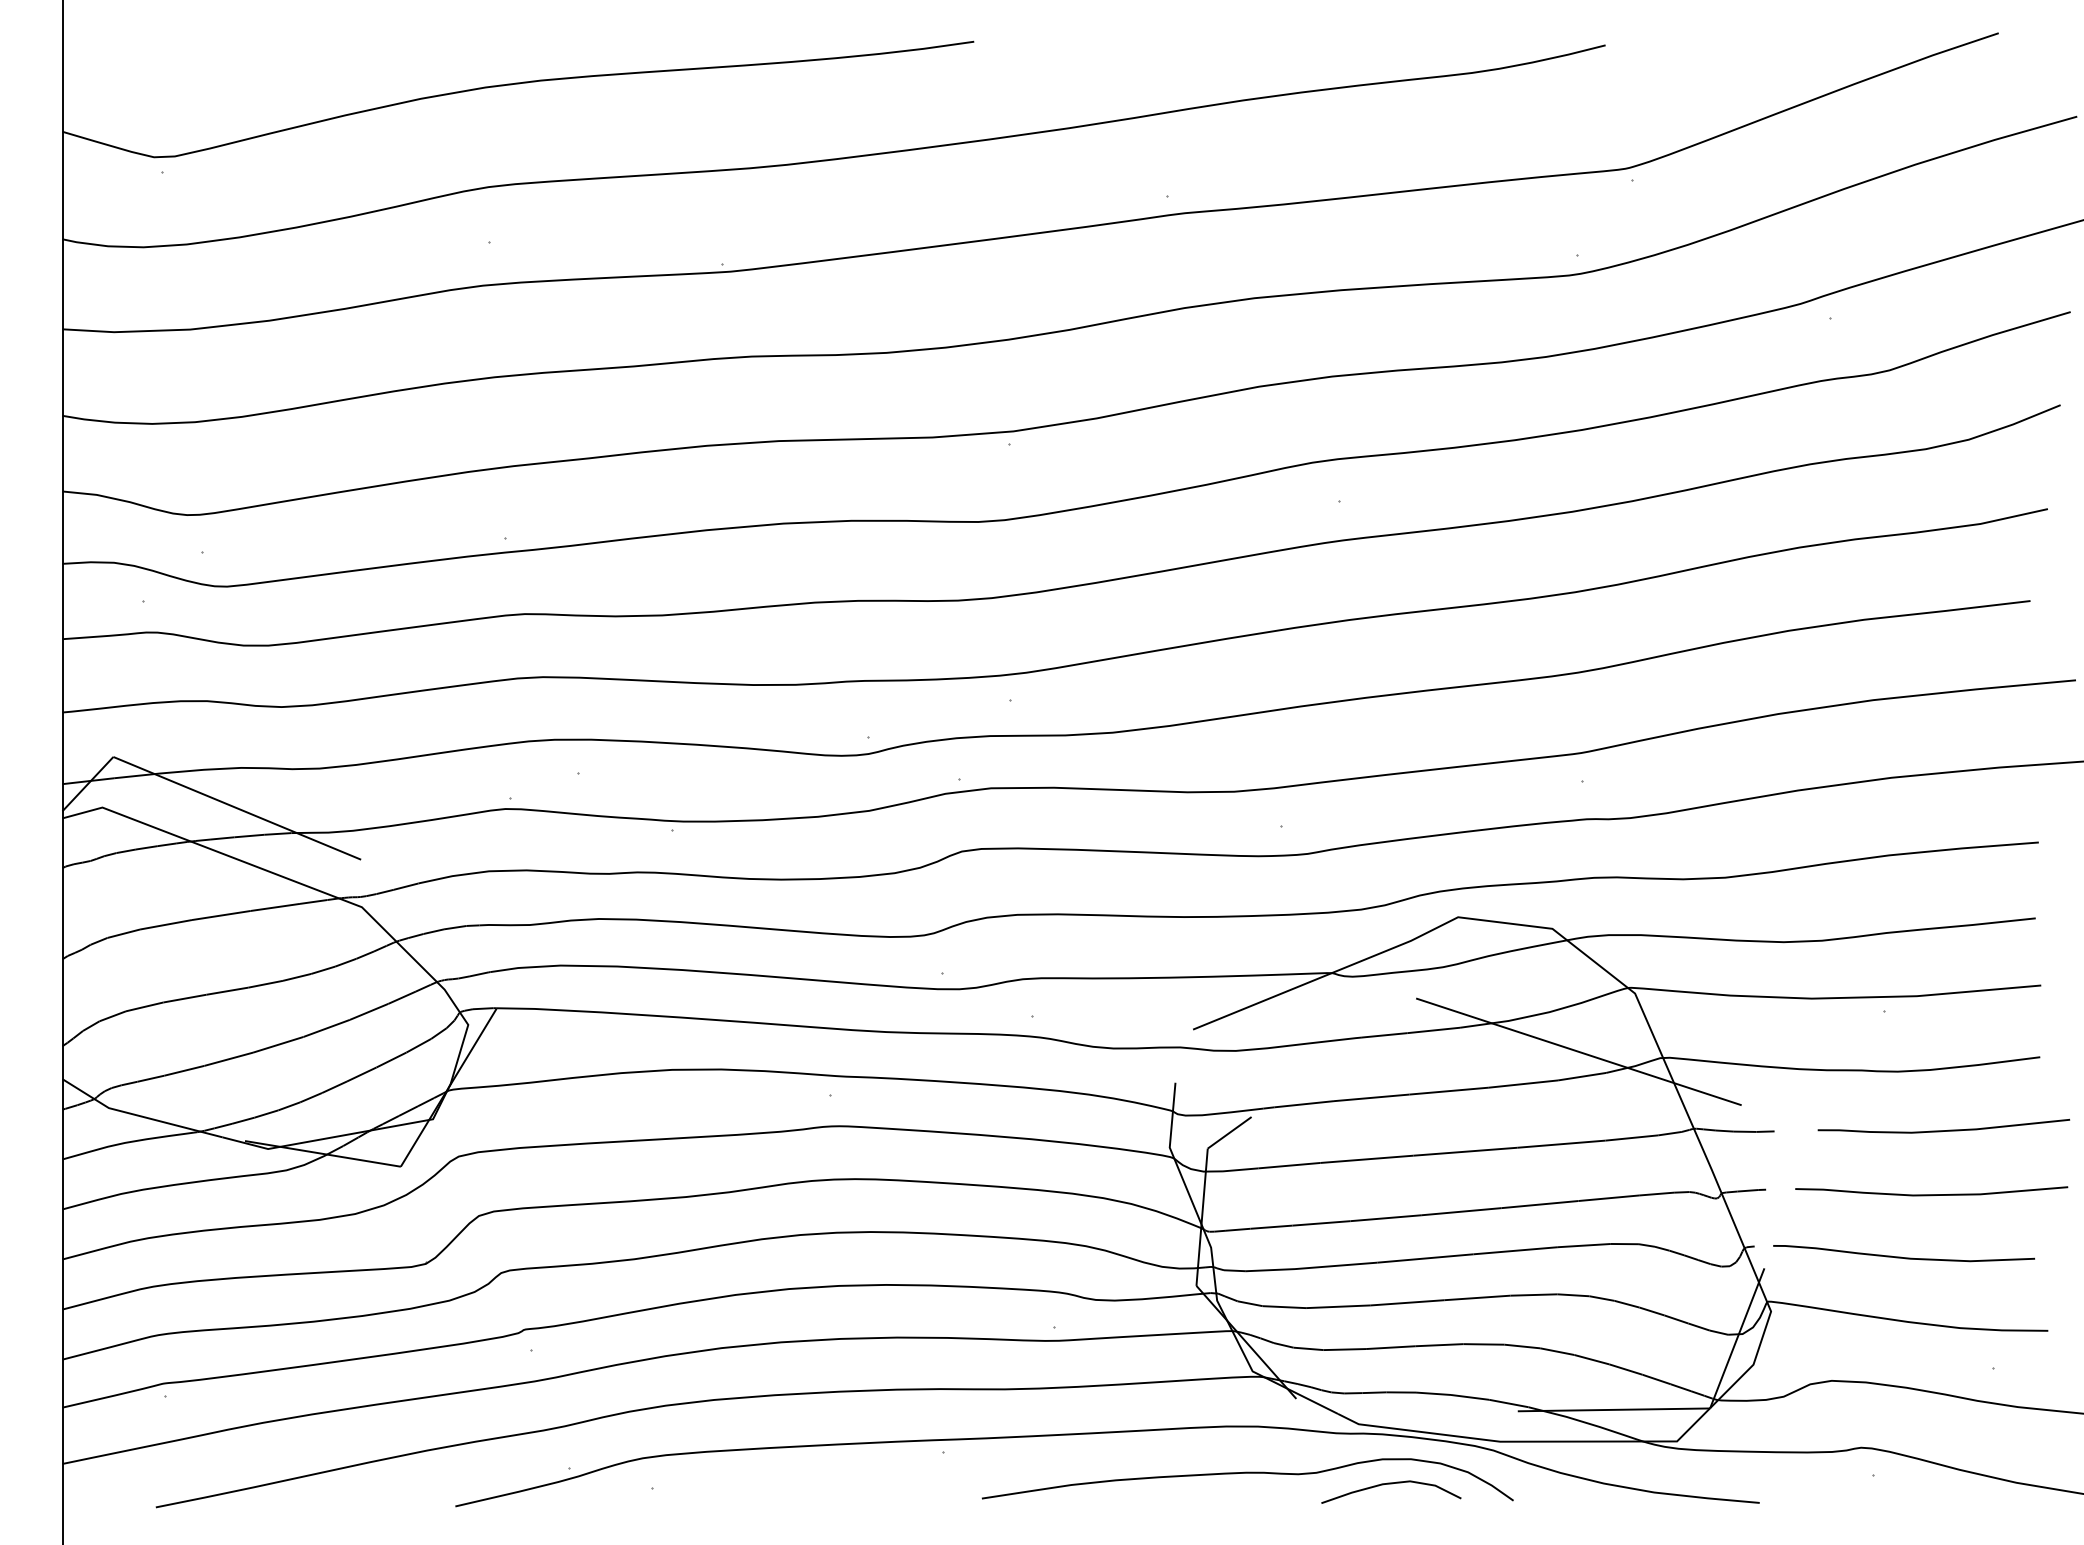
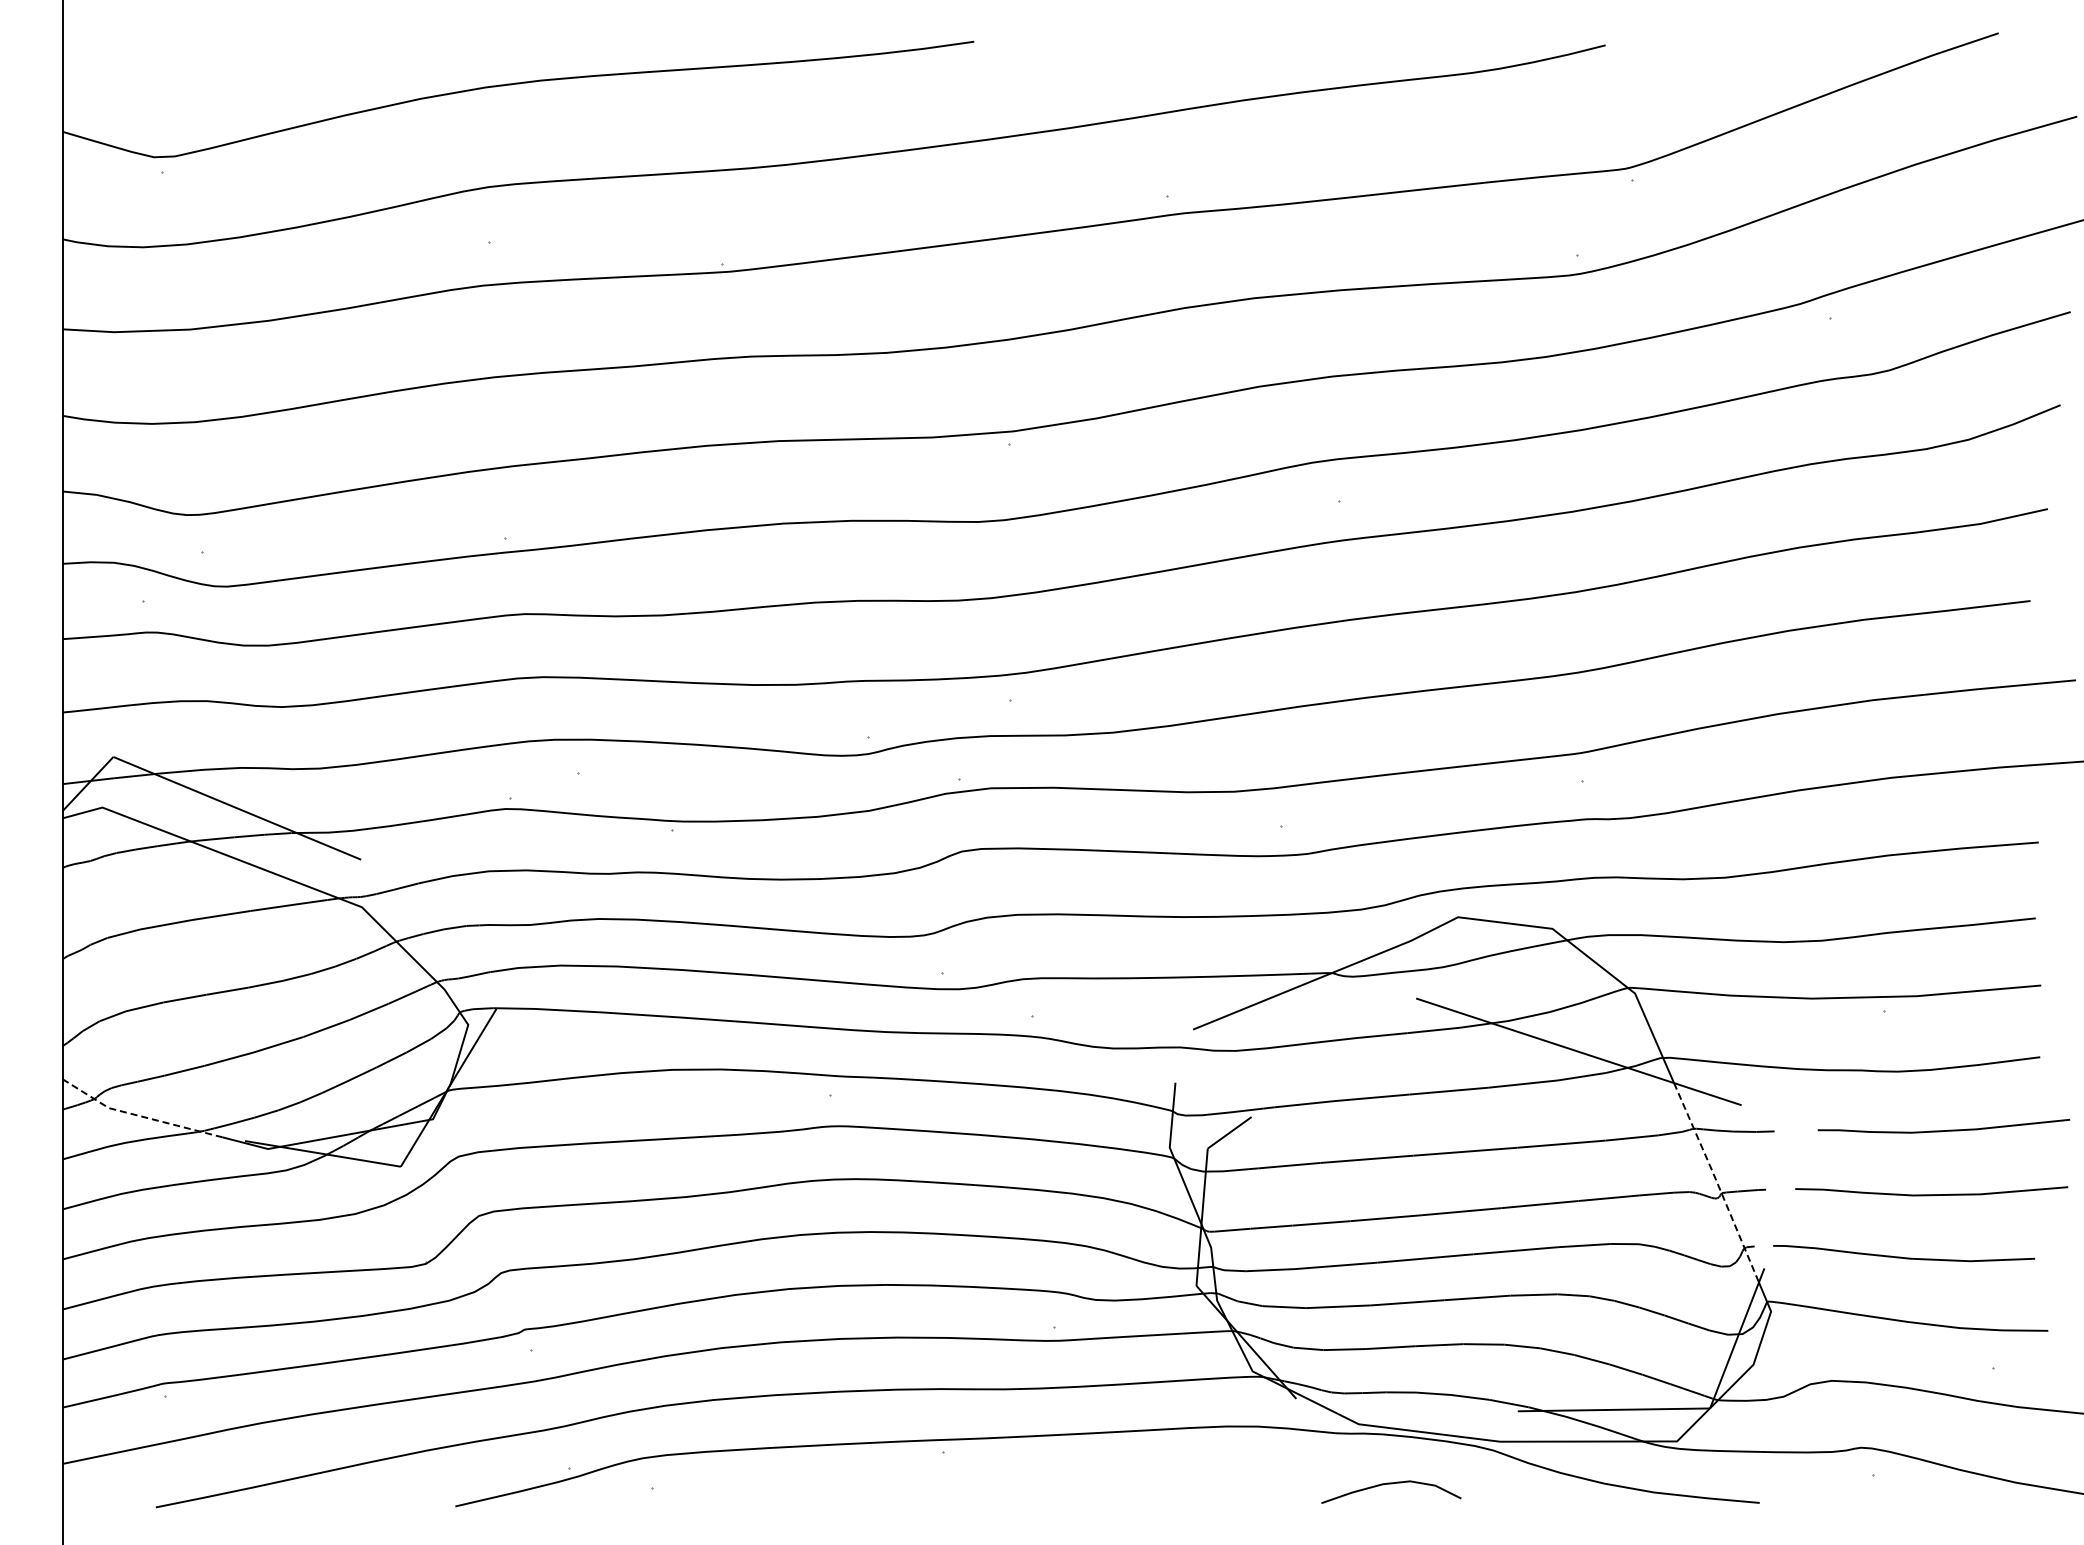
line: solid -> dashed (138, 1115)
line: solid -> dashed (1717, 1182)
curve: present -> none (1247, 1473)
